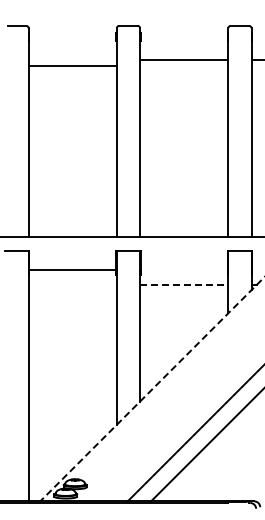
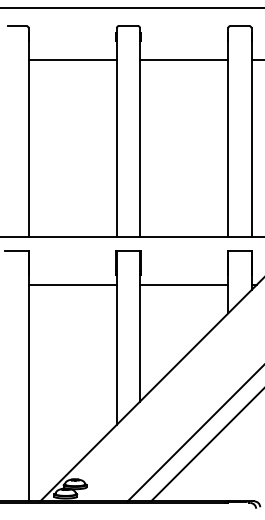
line: none -> present (131, 7)
line position: (72, 65) -> (72, 59) (72, 59)
line position: (72, 269) -> (72, 284) (72, 284)
line: dashed -> solid (184, 284)
line: dashed -> solid (152, 389)
